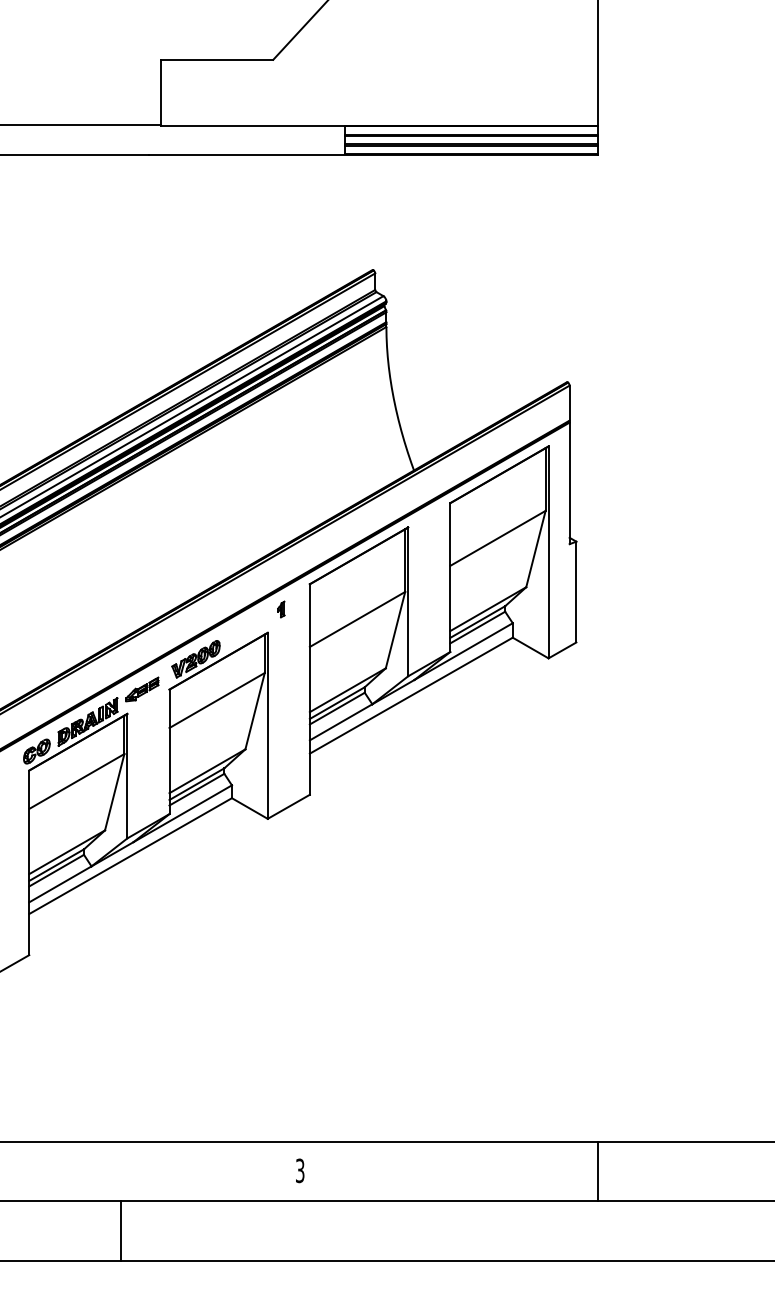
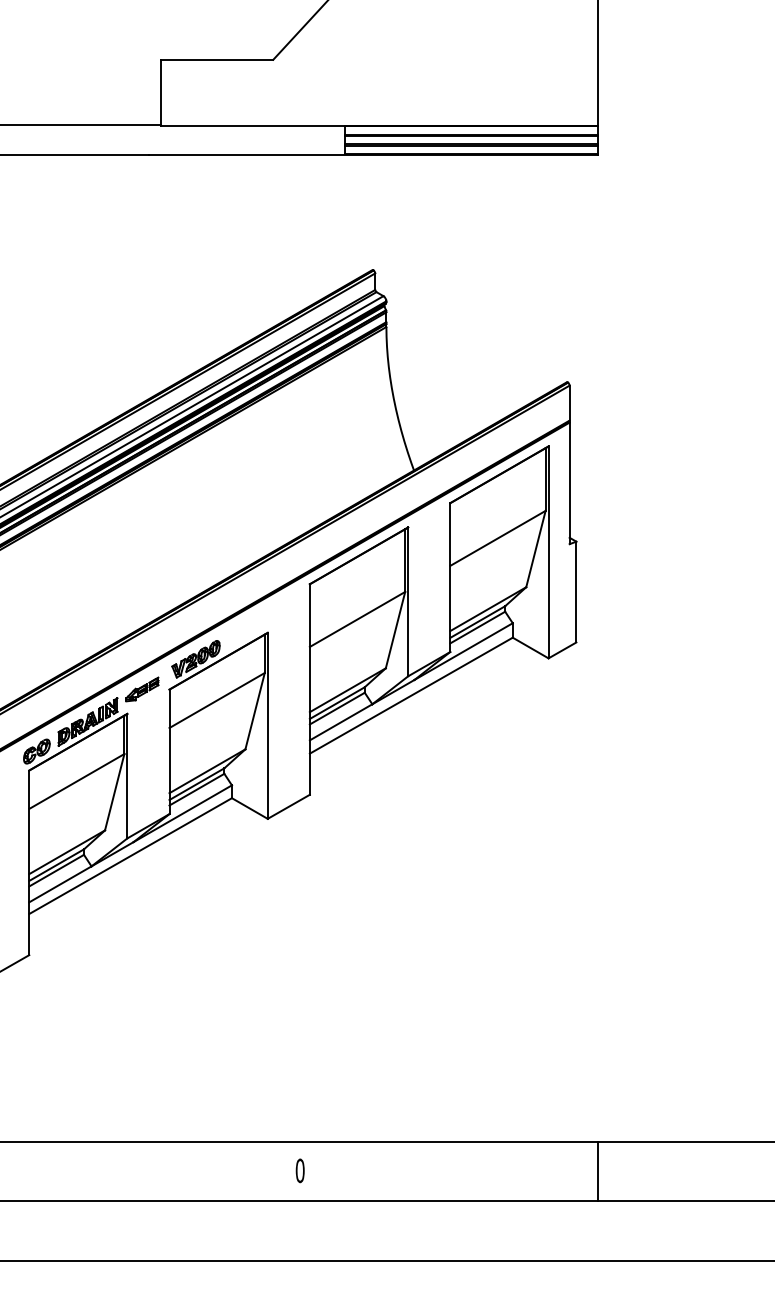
part: present -> none (281, 609)
text: 3 -> 0 (299, 1170)
line: present -> none (121, 1231)
